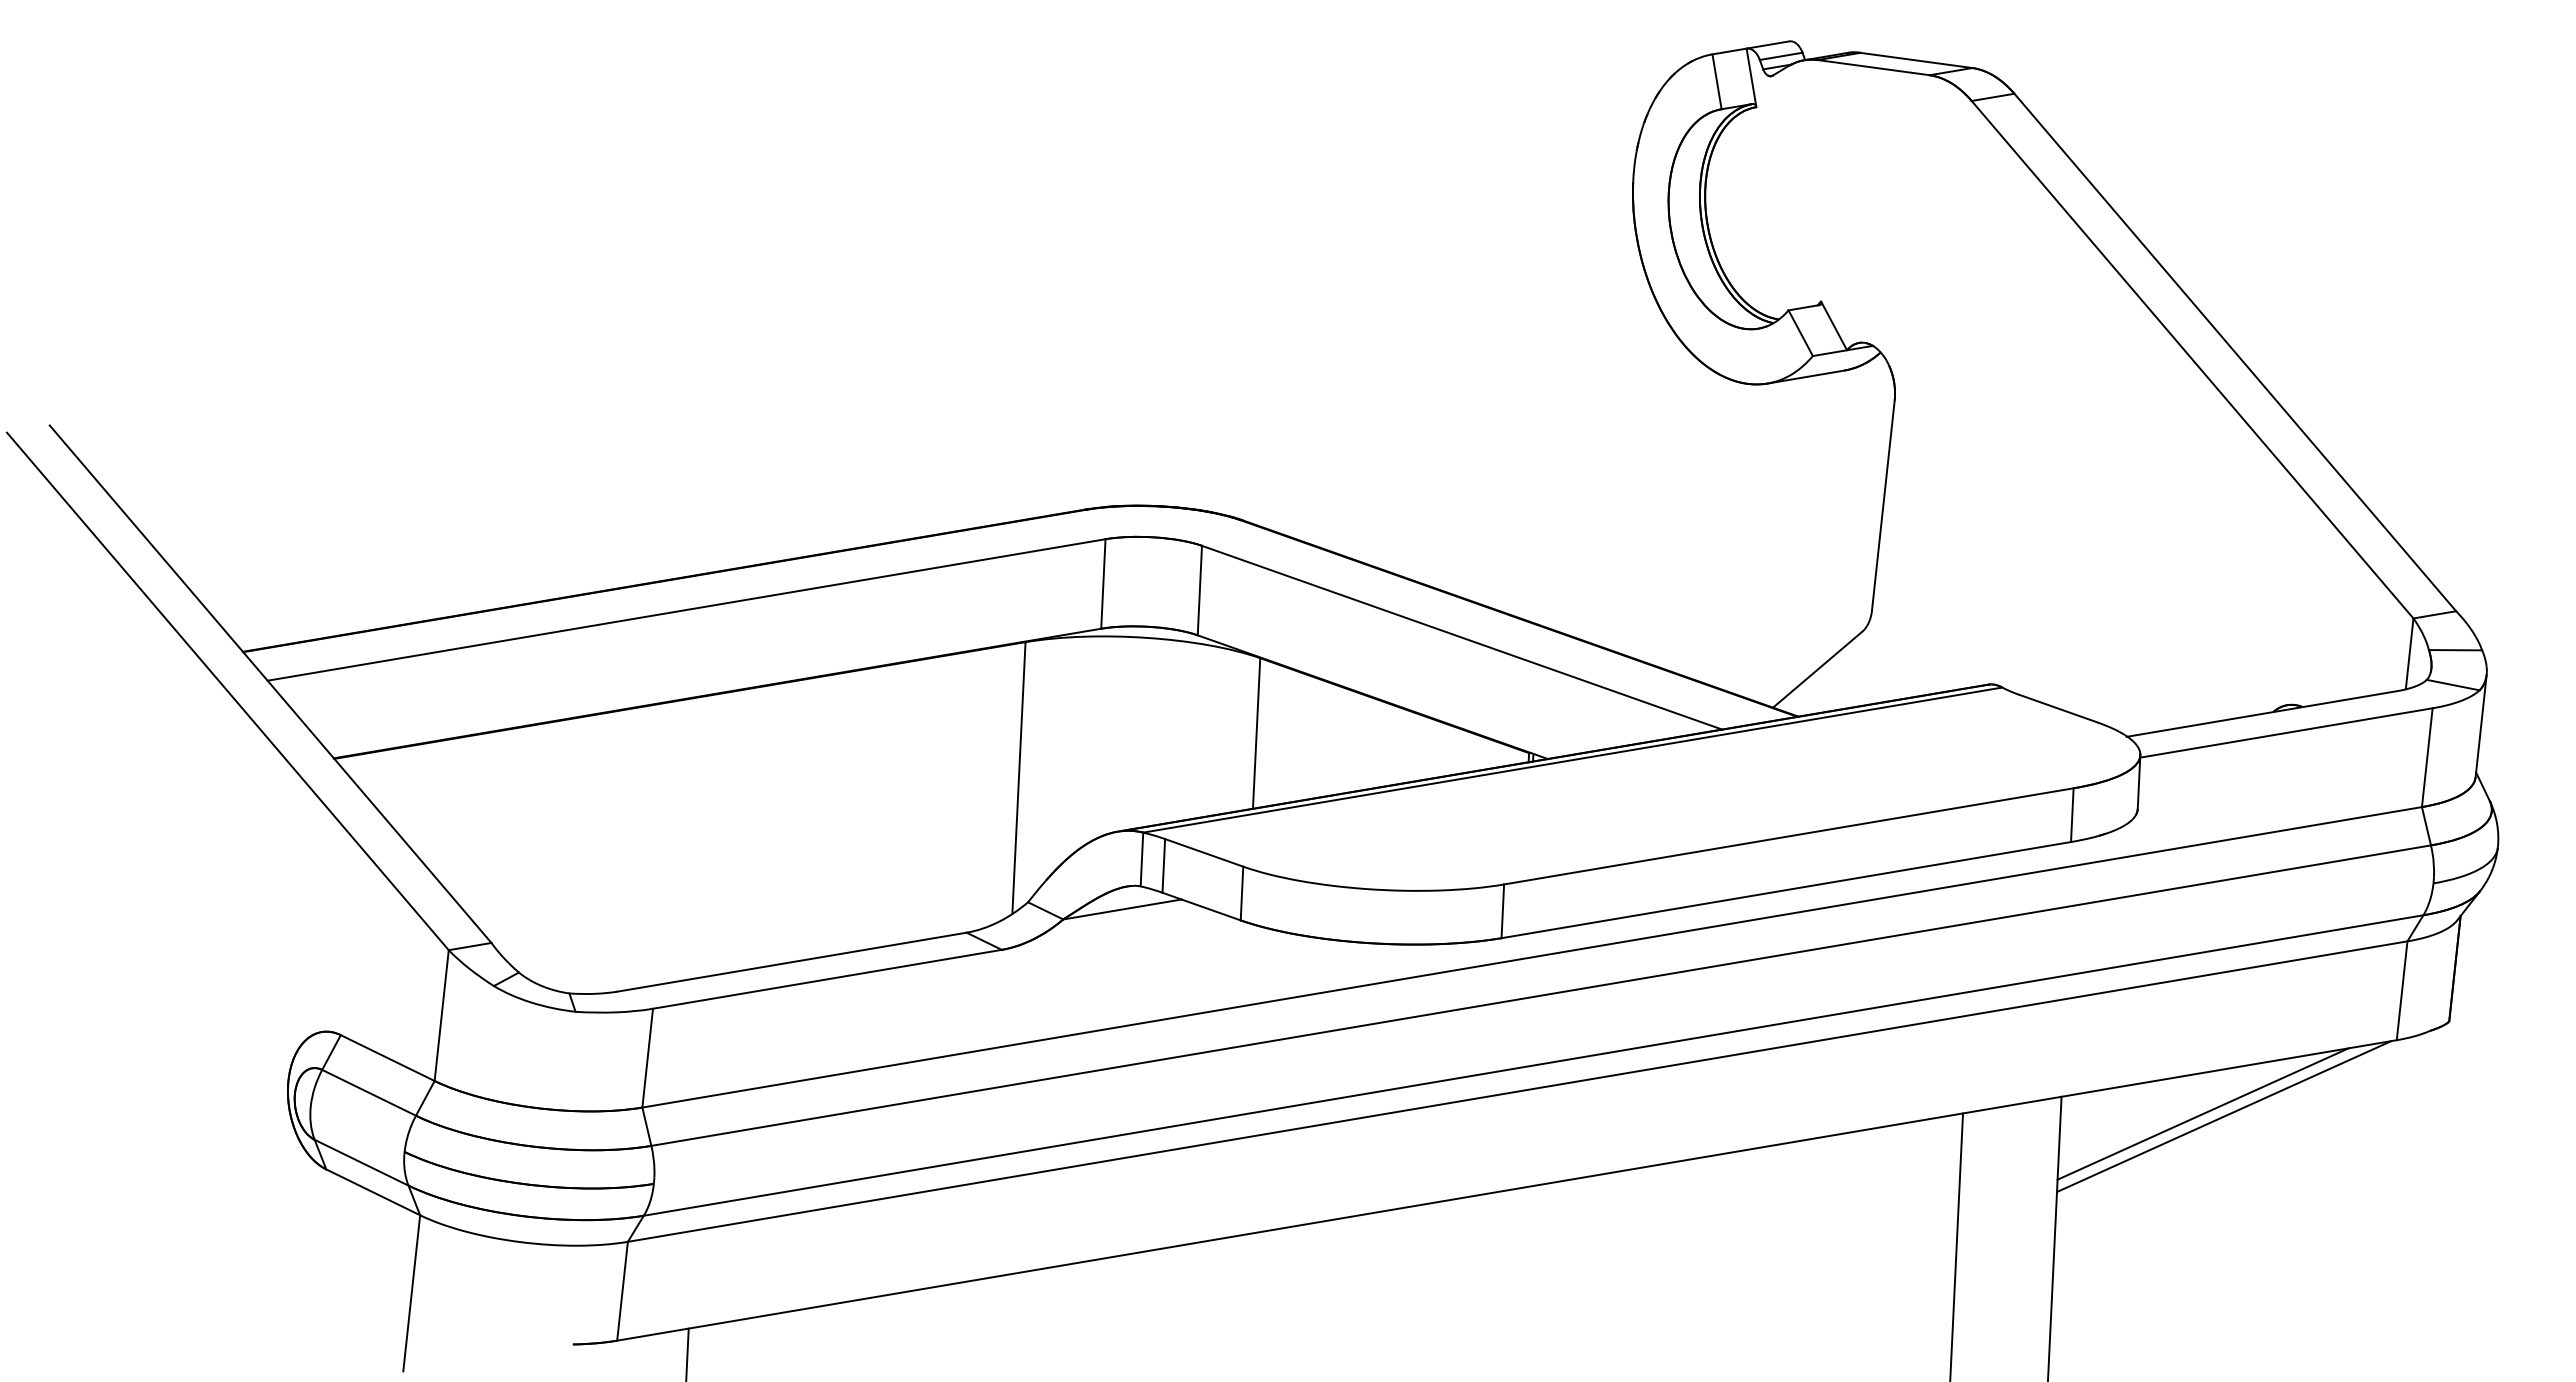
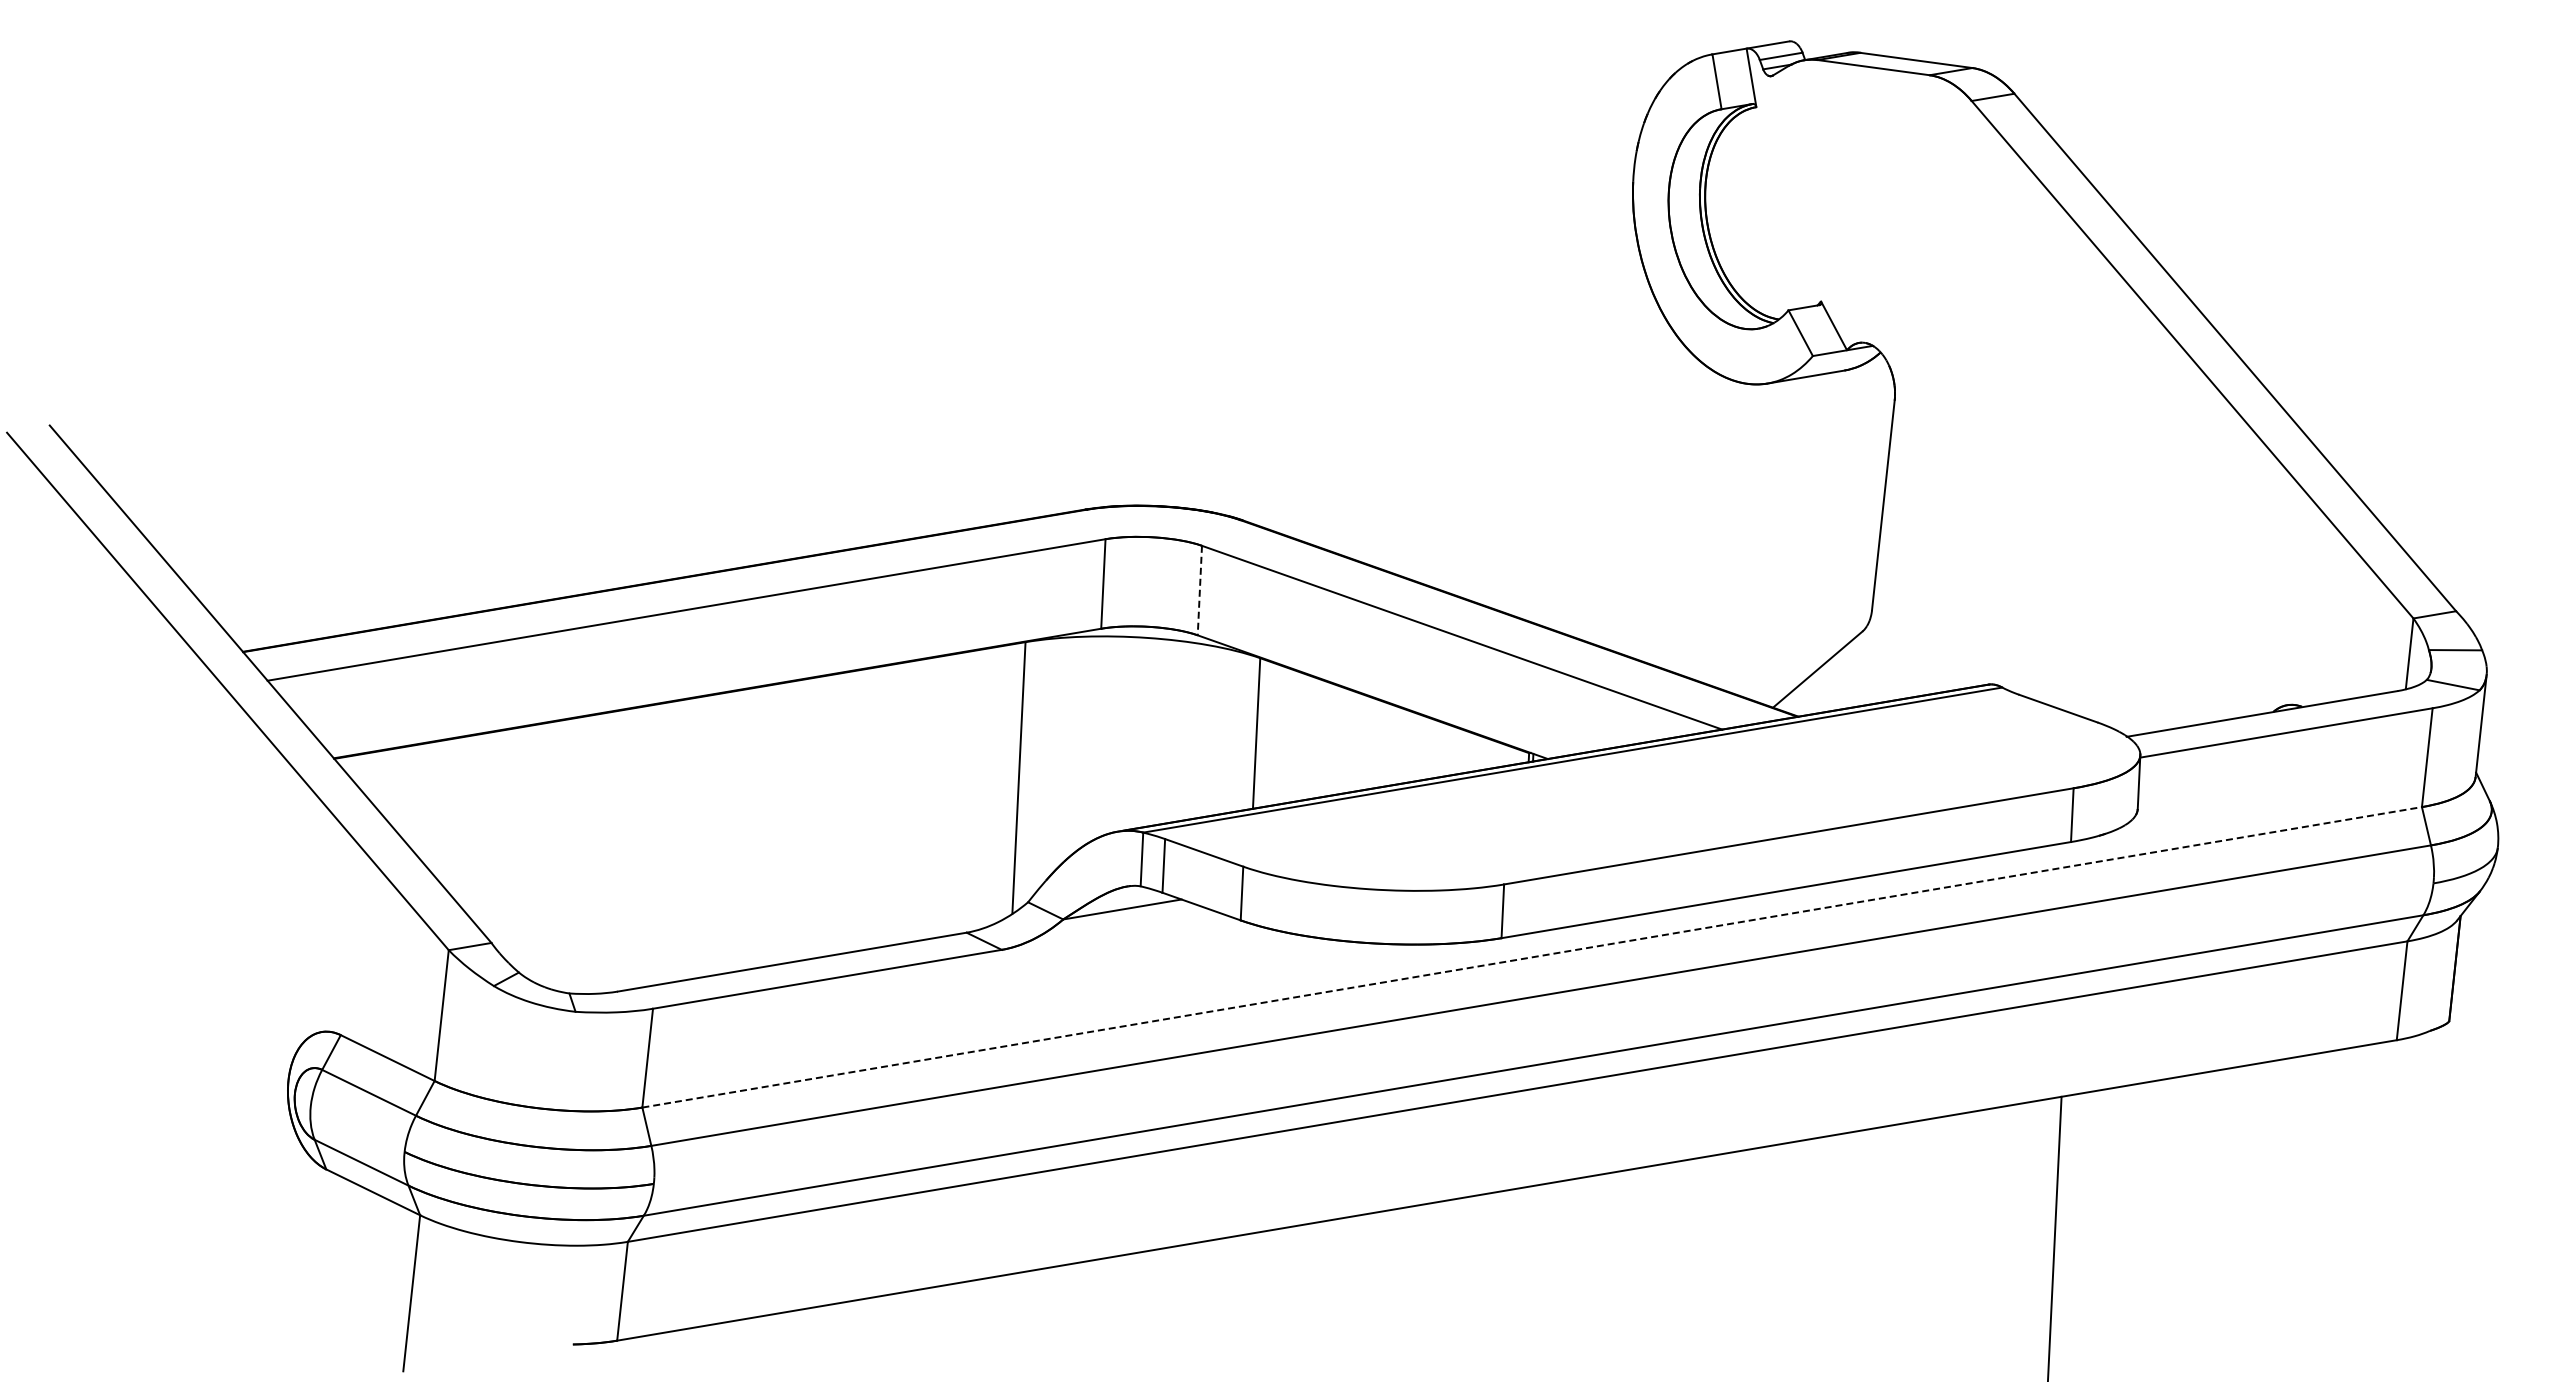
line: solid -> dashed (1199, 590)
line: solid -> dashed (1532, 957)
line: present -> none (2202, 1113)
line: present -> none (2224, 1116)
line: present -> none (1956, 1245)
line: present -> none (687, 1353)
